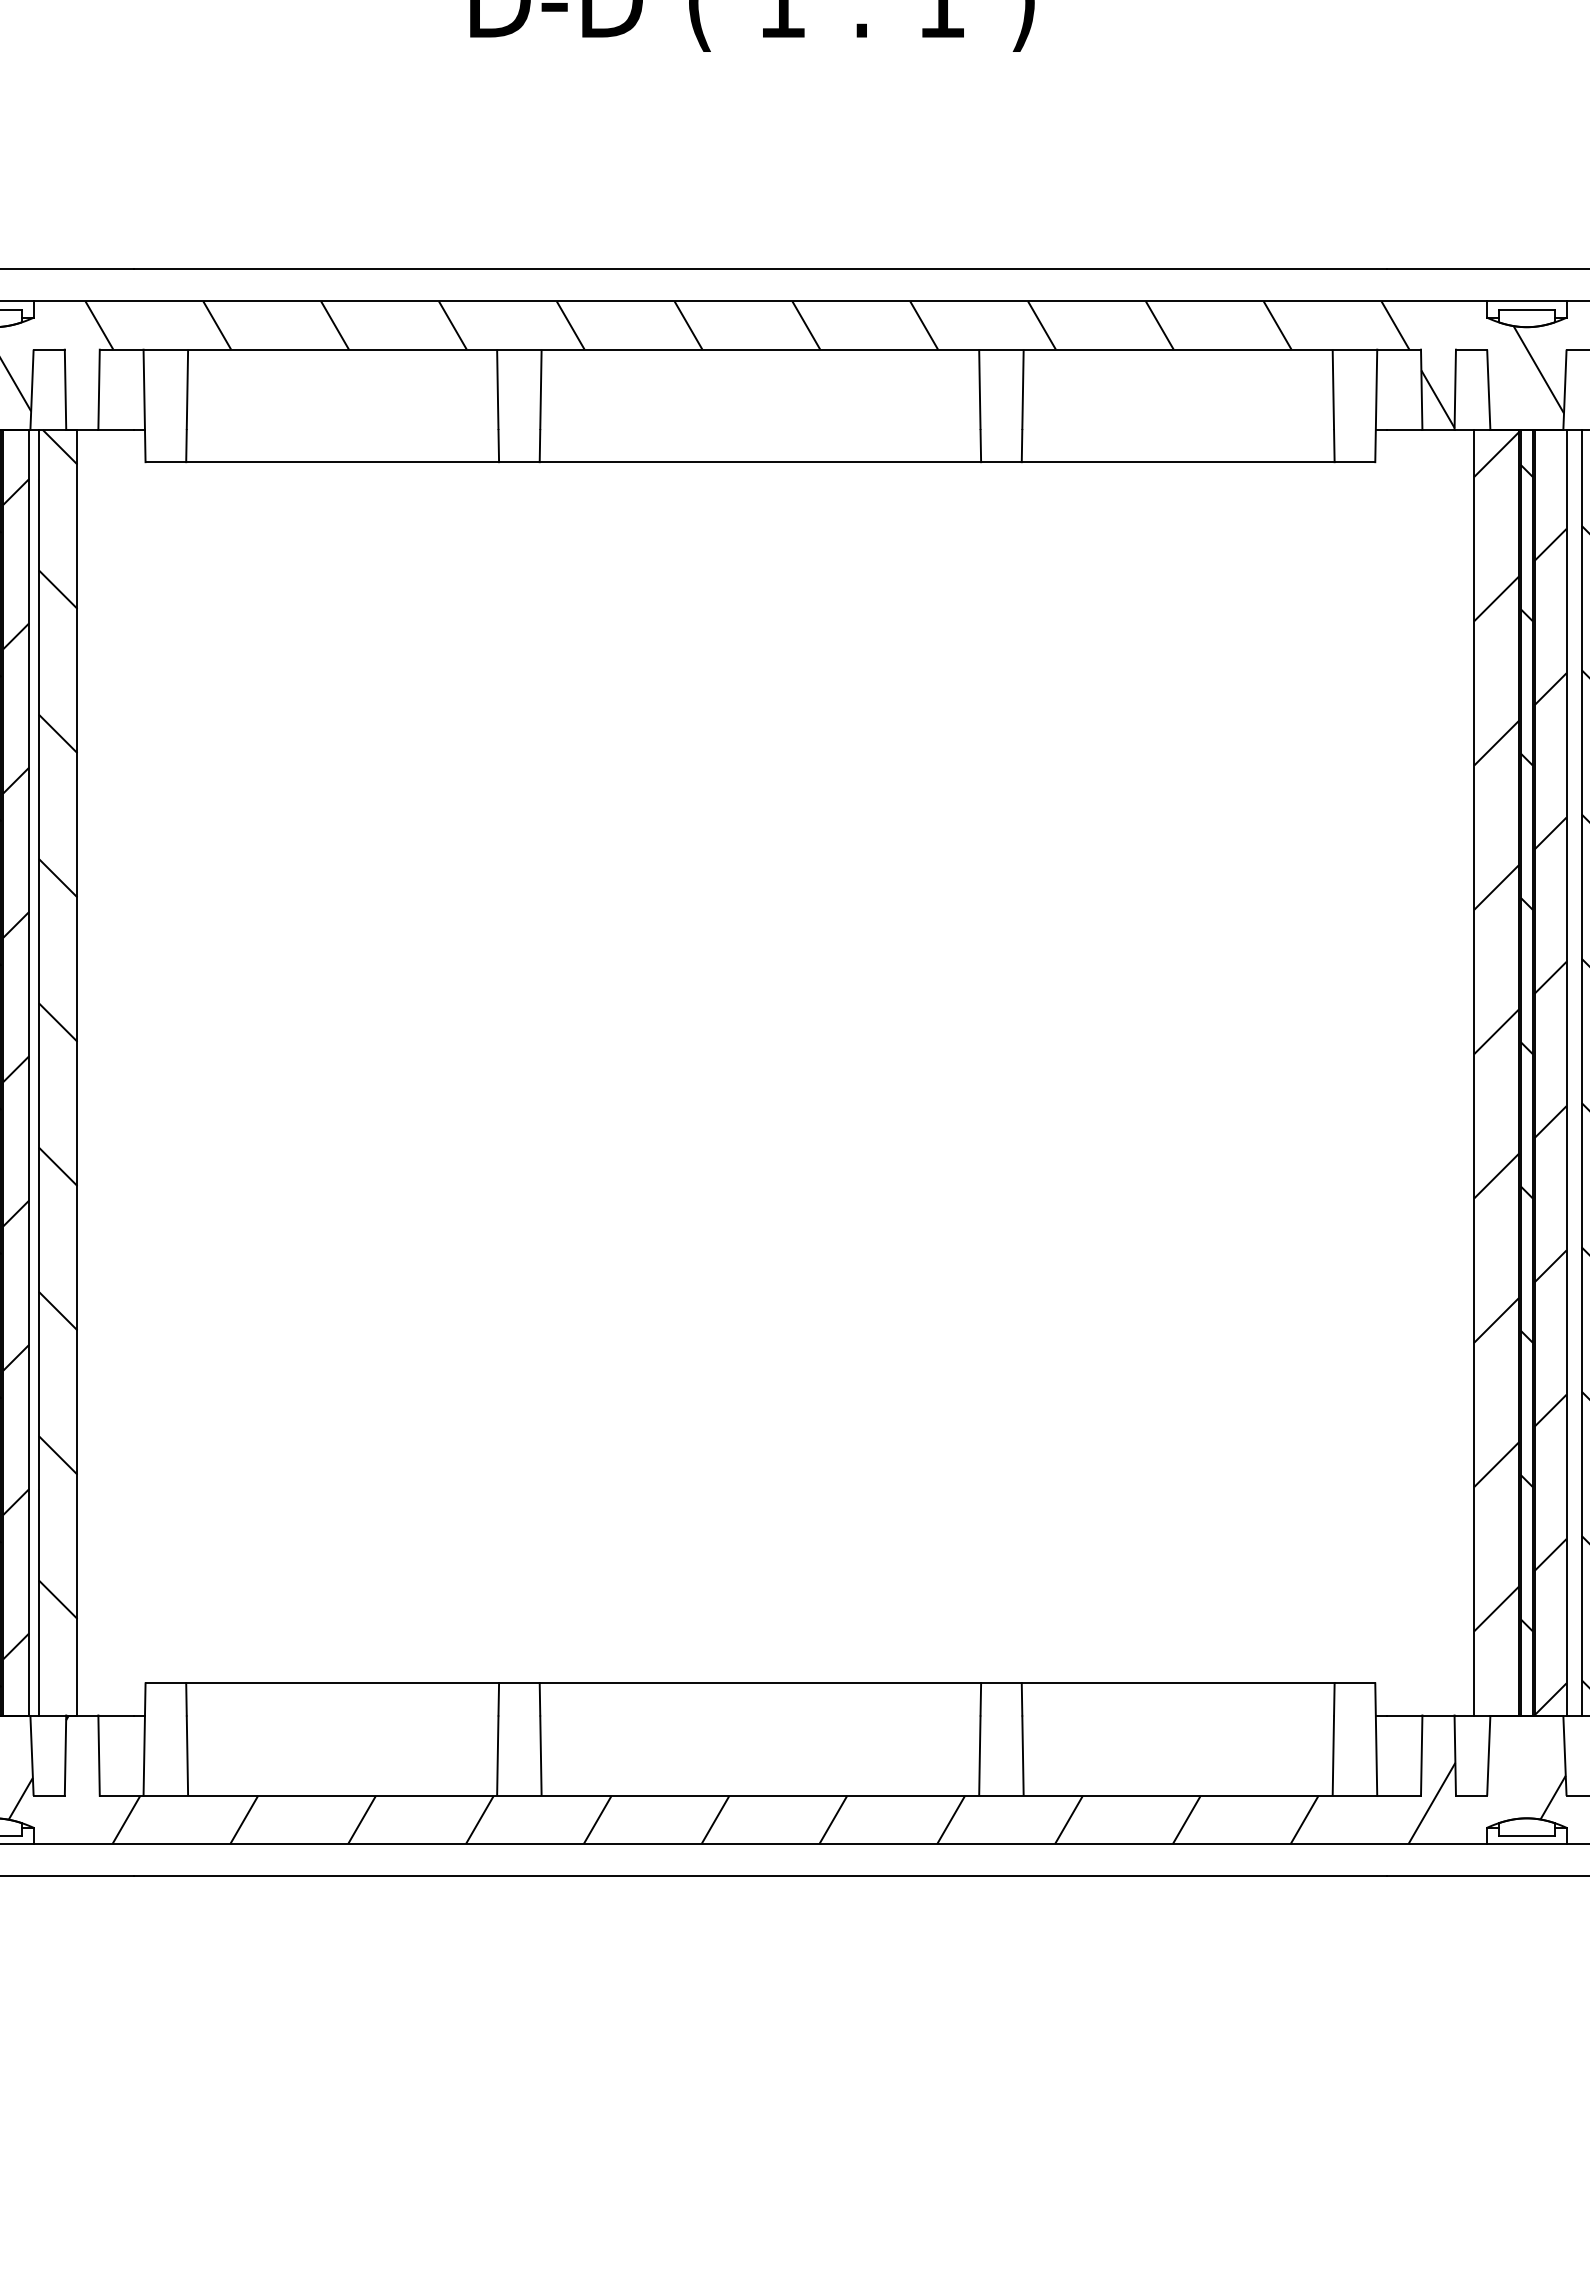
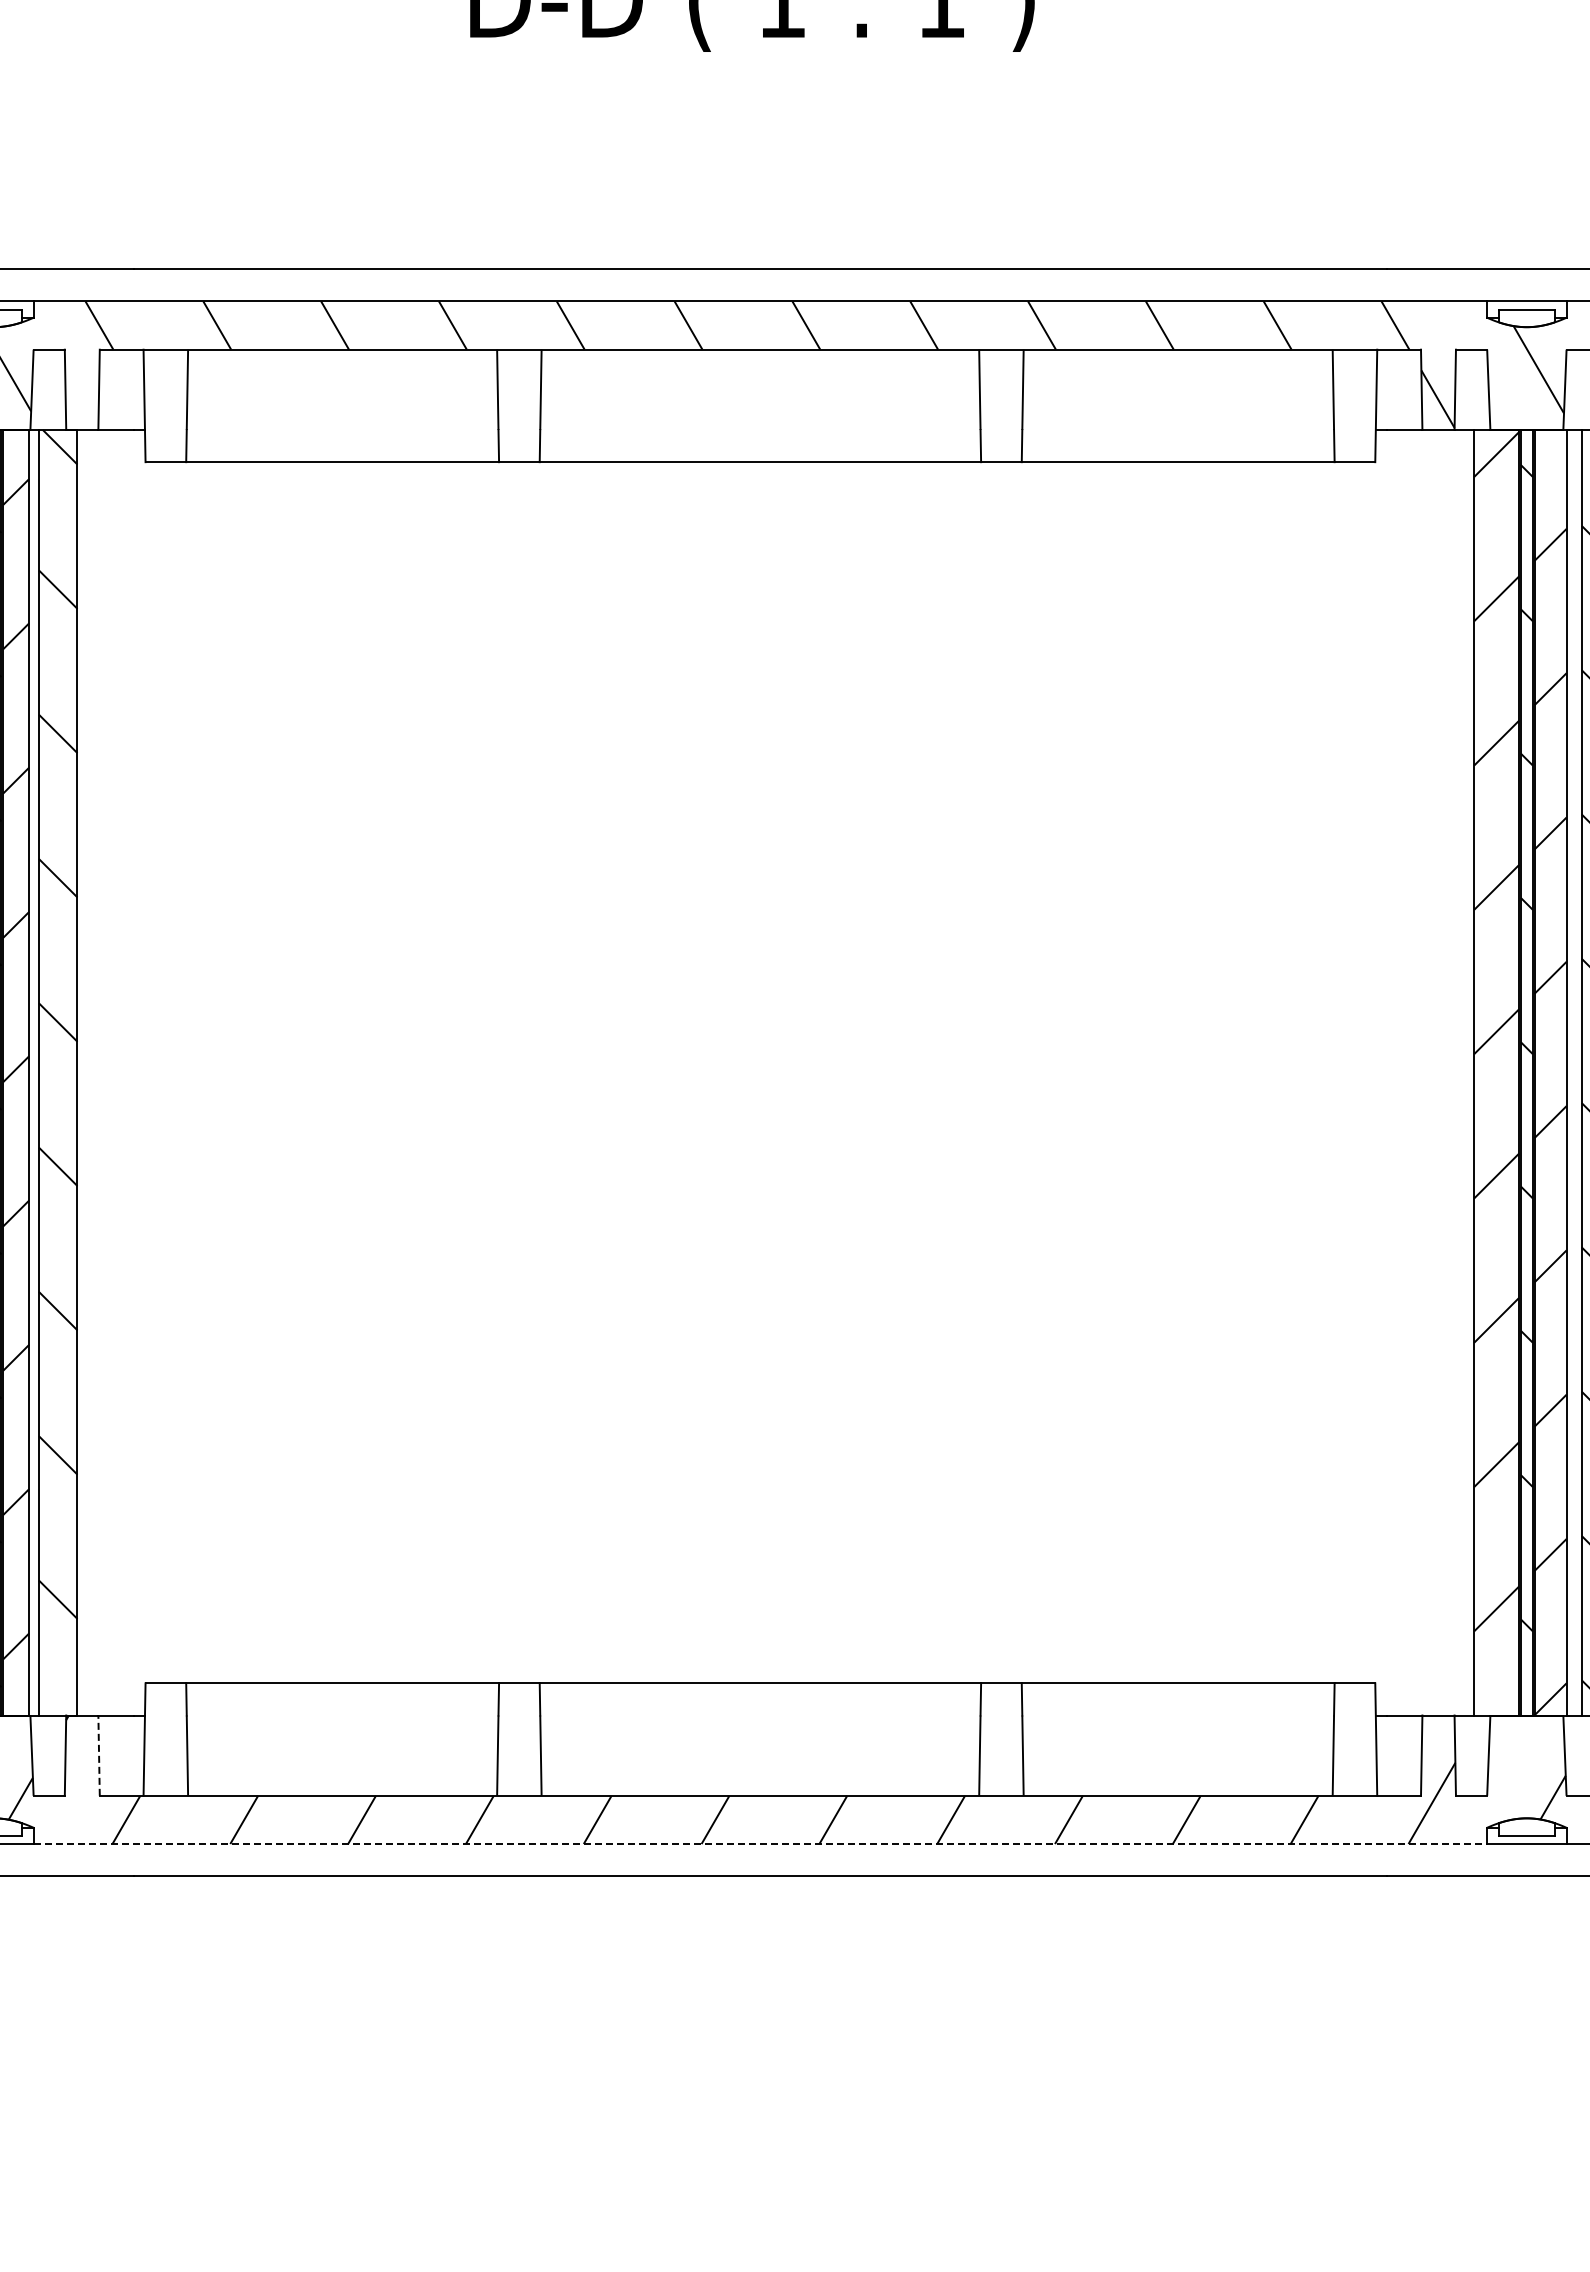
line: solid -> dashed (99, 1755)
line: solid -> dashed (760, 1844)
